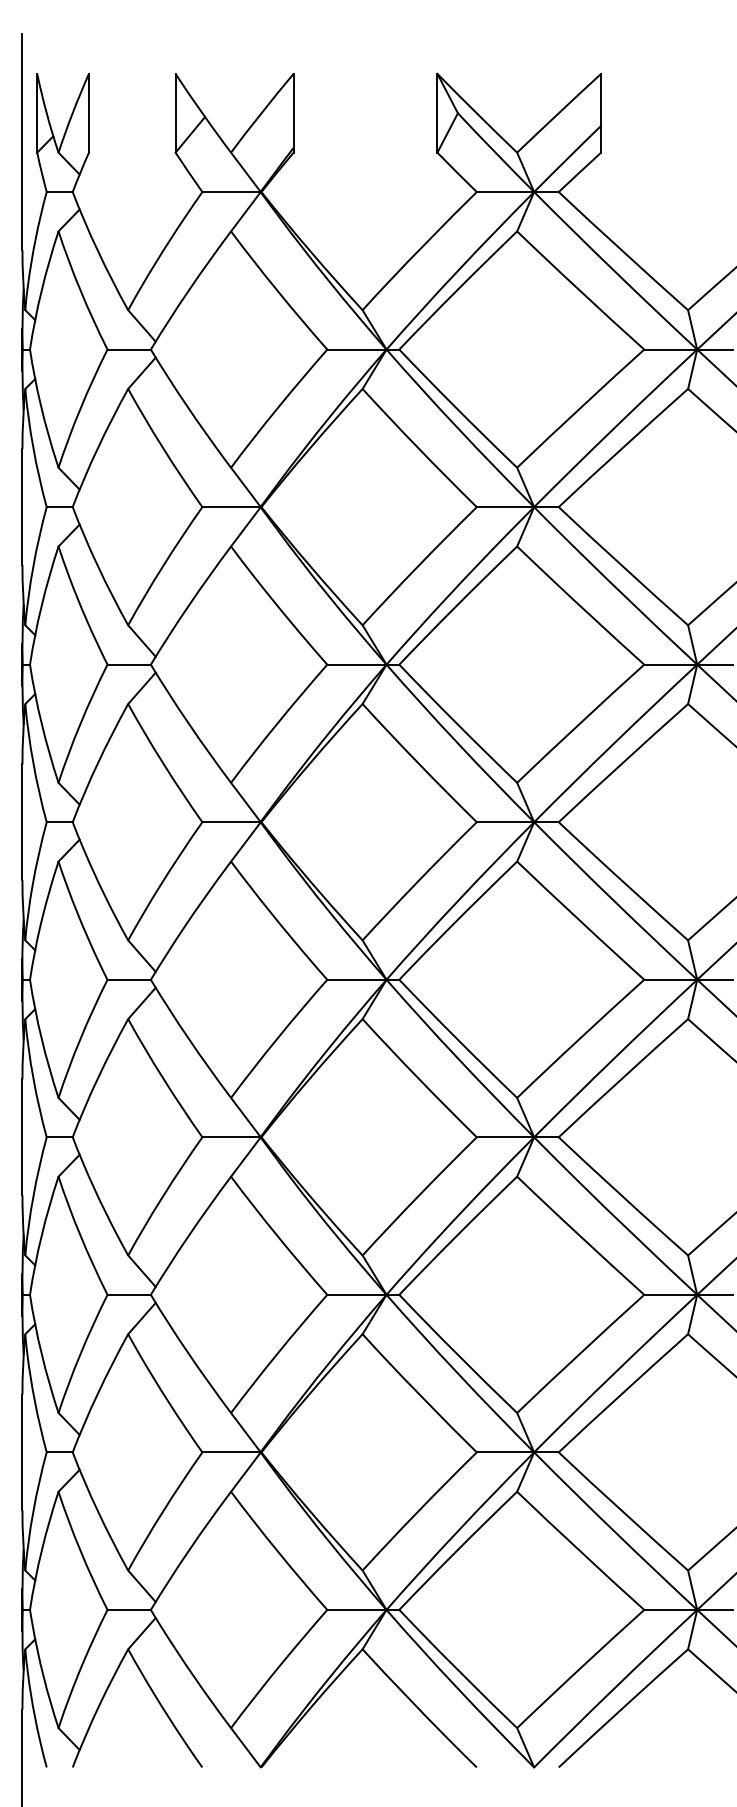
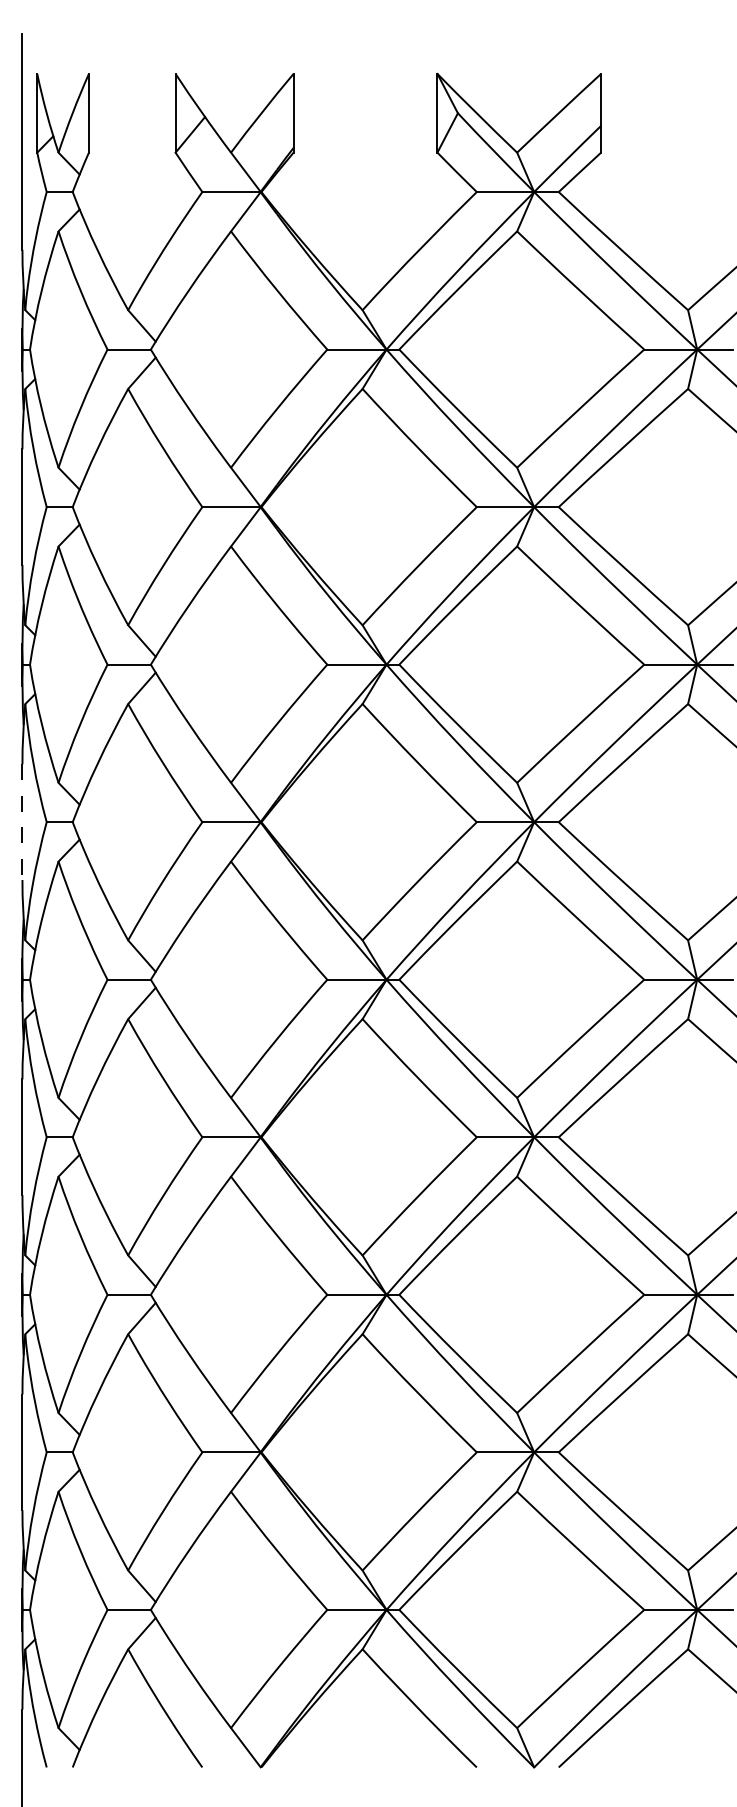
line: solid -> dashed (22, 822)
